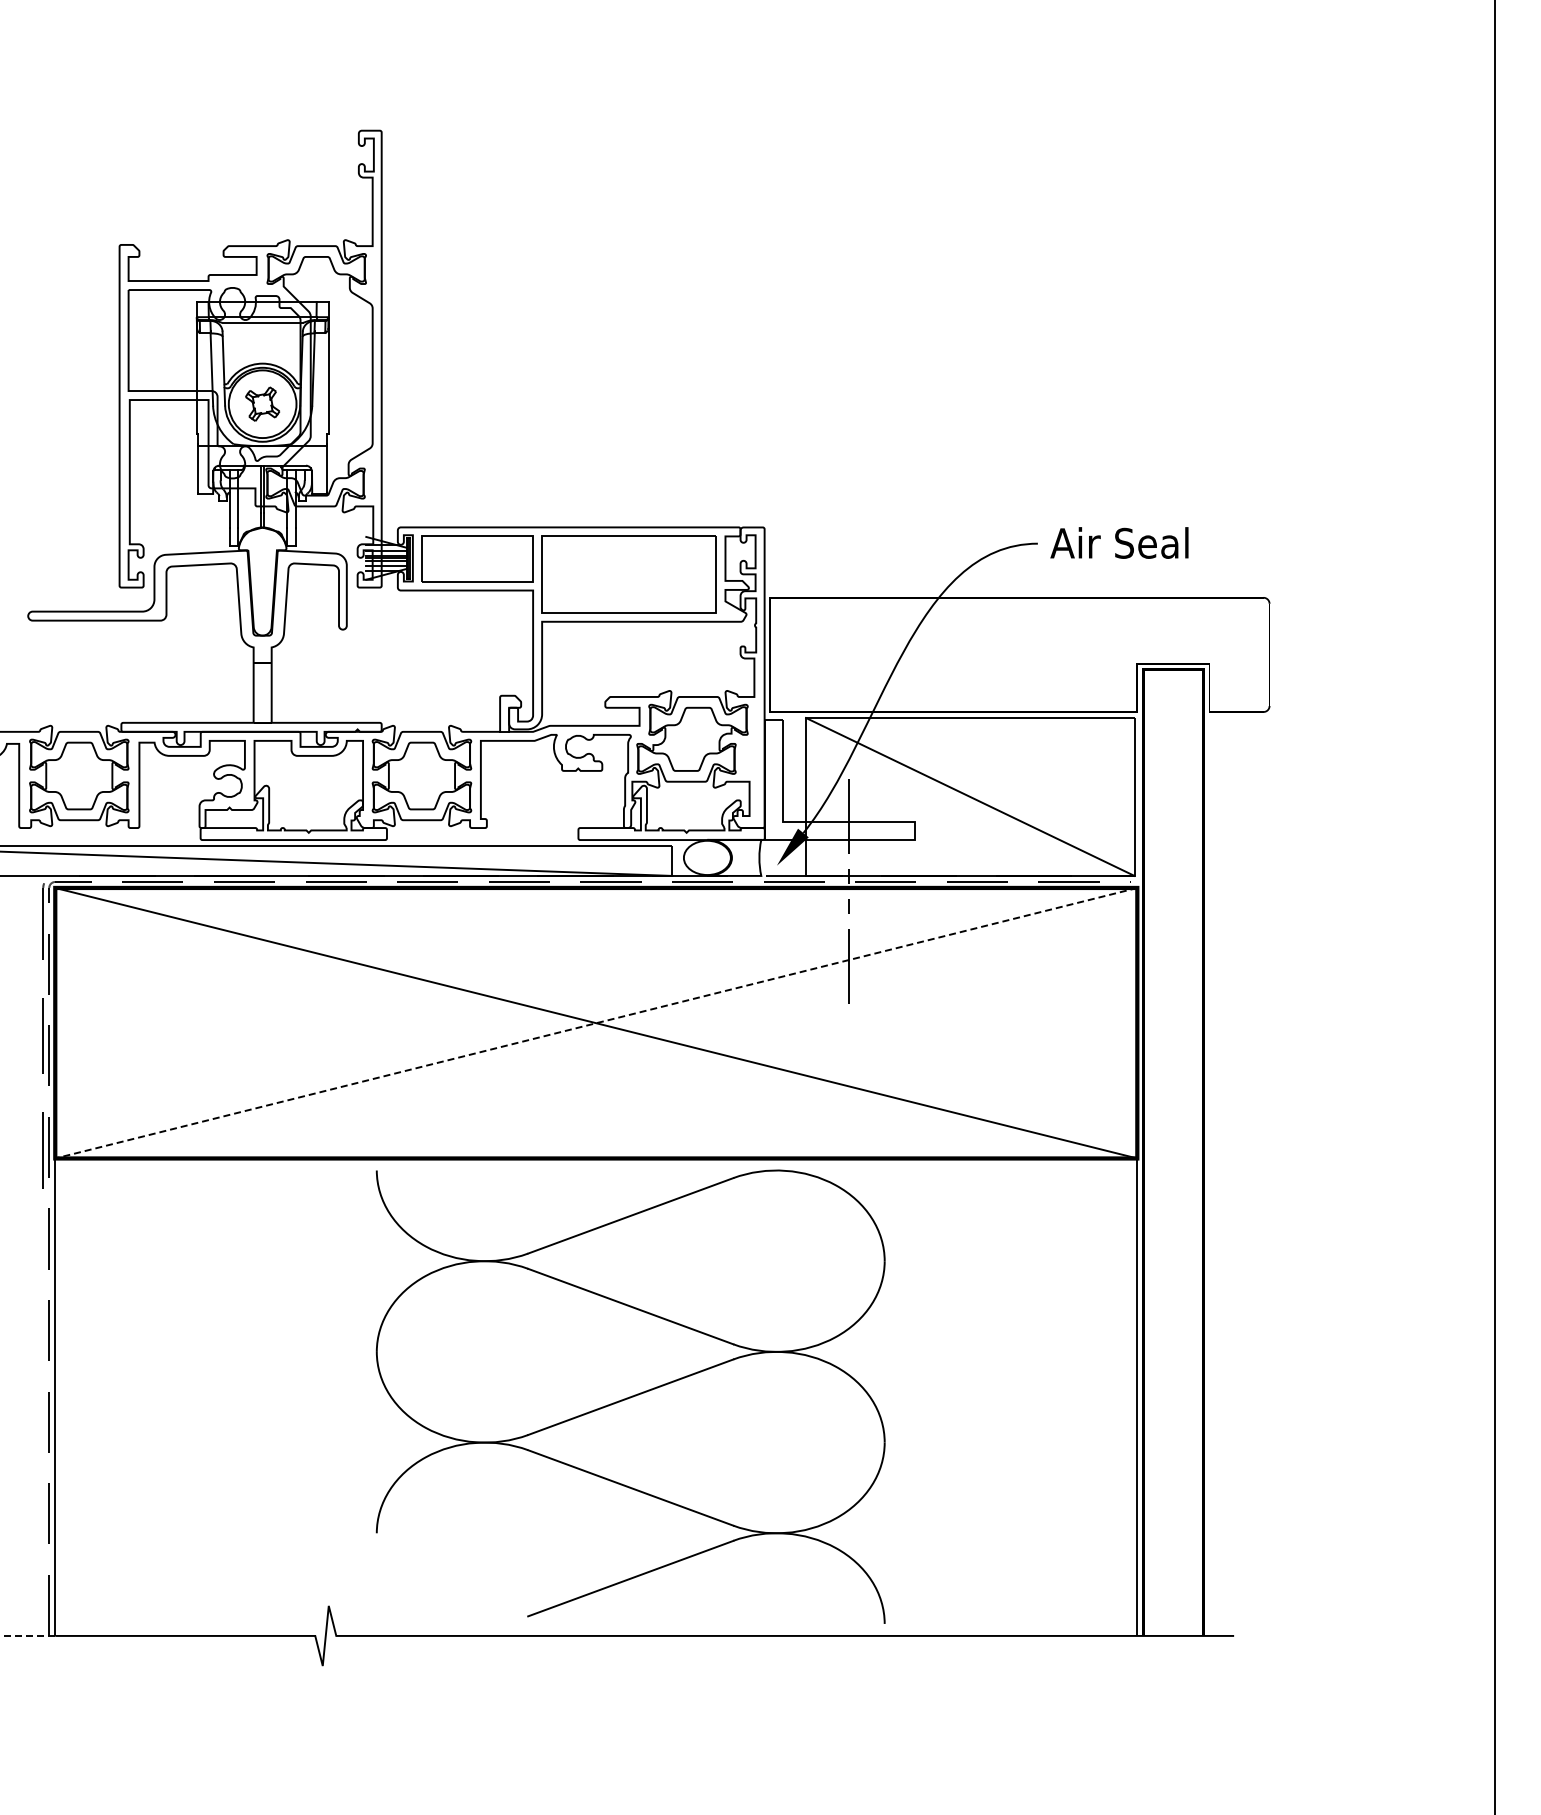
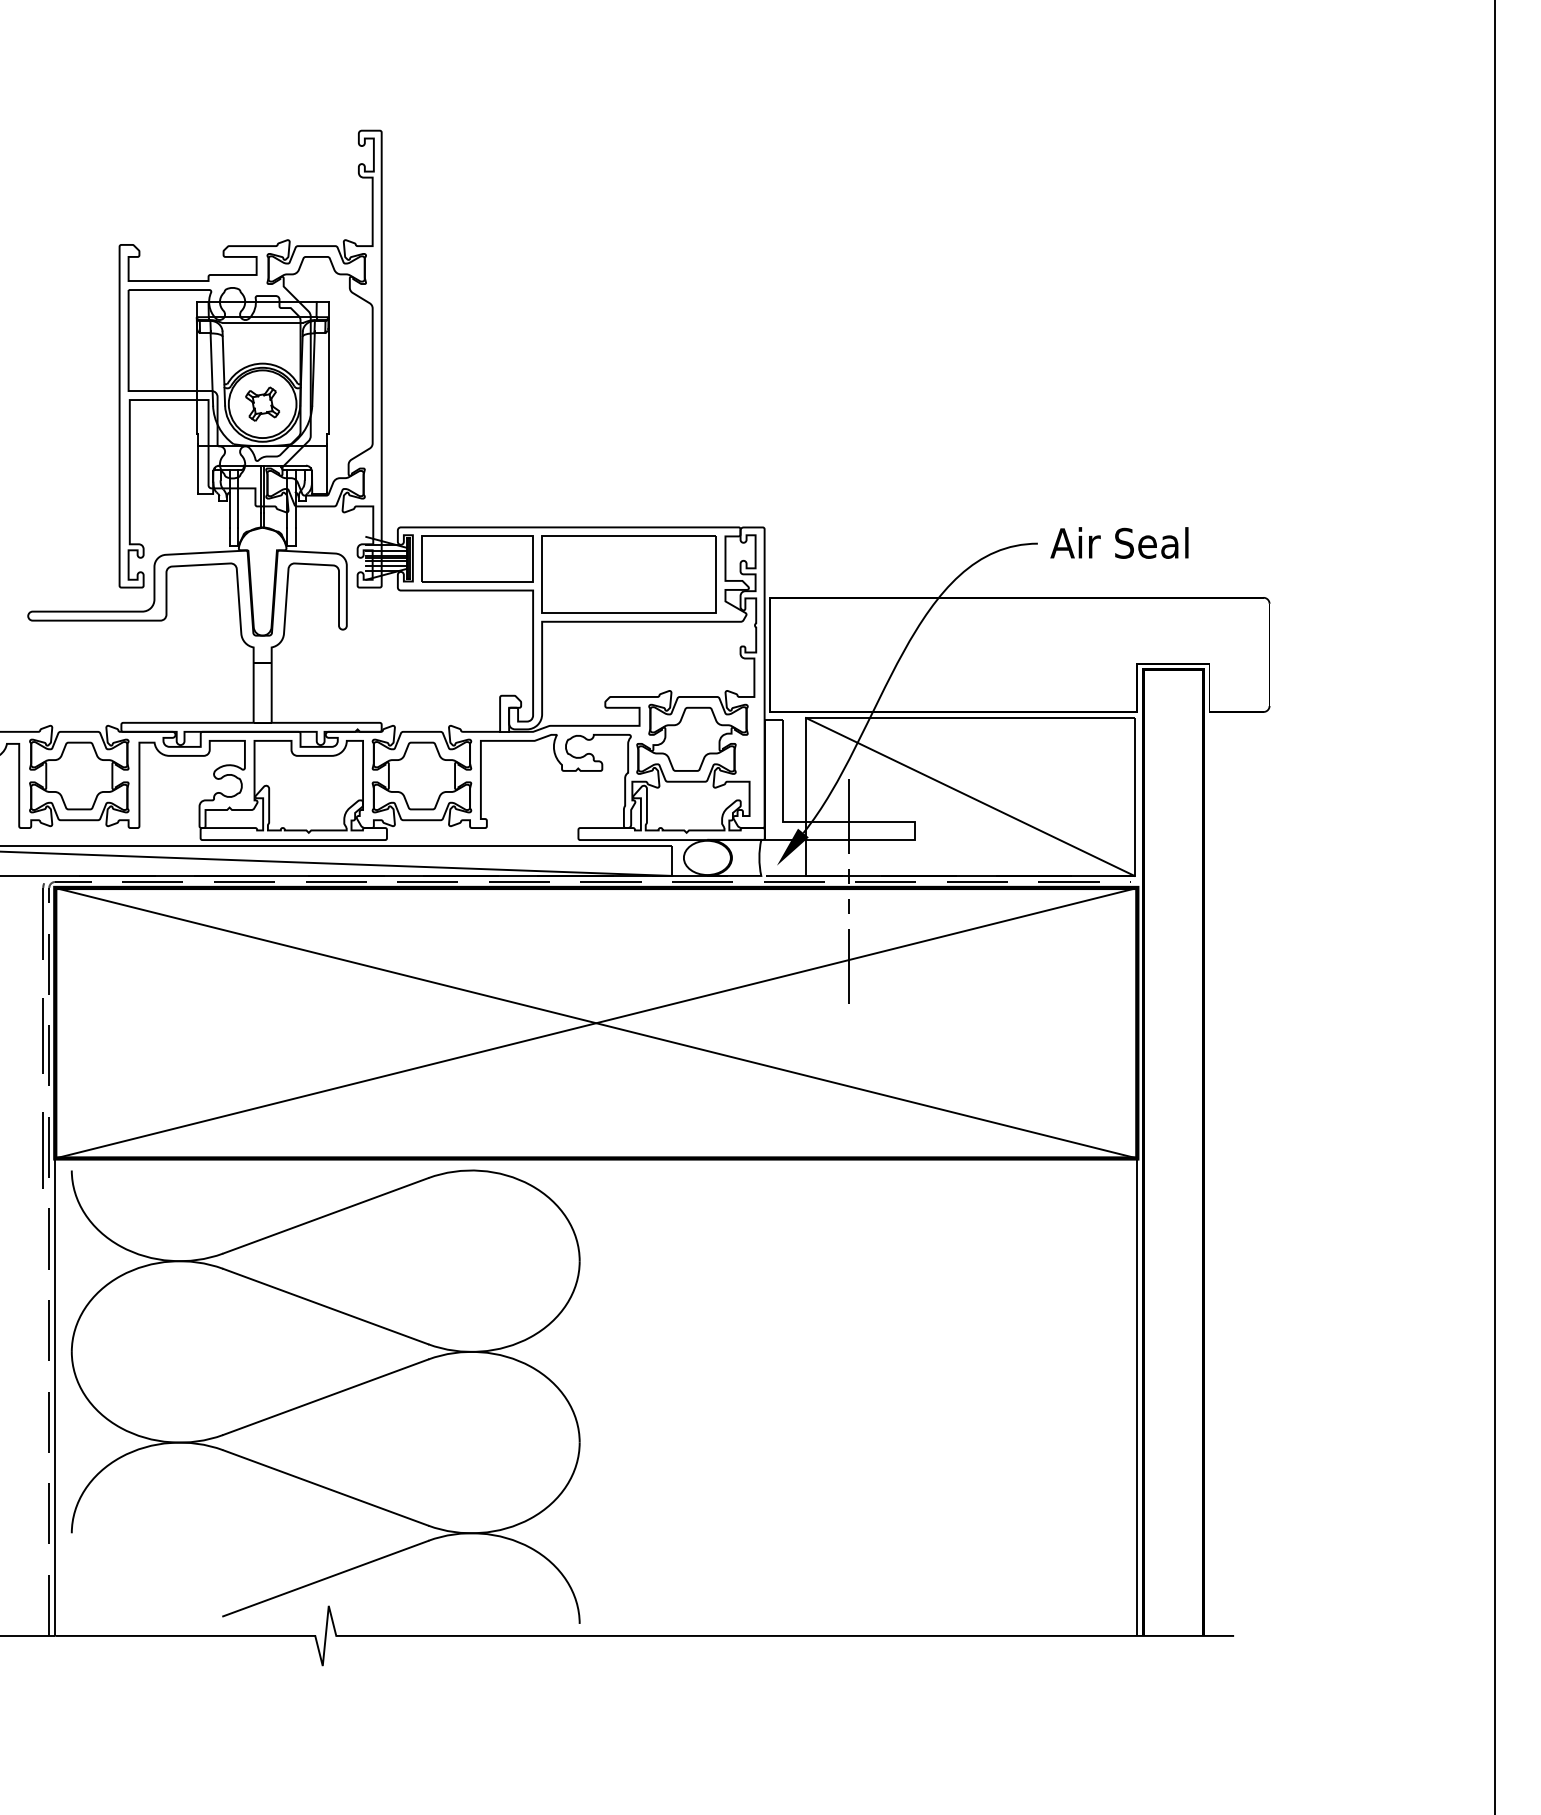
line: dashed -> solid (596, 1023)
part position: (630, 1396) -> (325, 1396) (325, 1396)
line: dashed -> solid (27, 1635)
